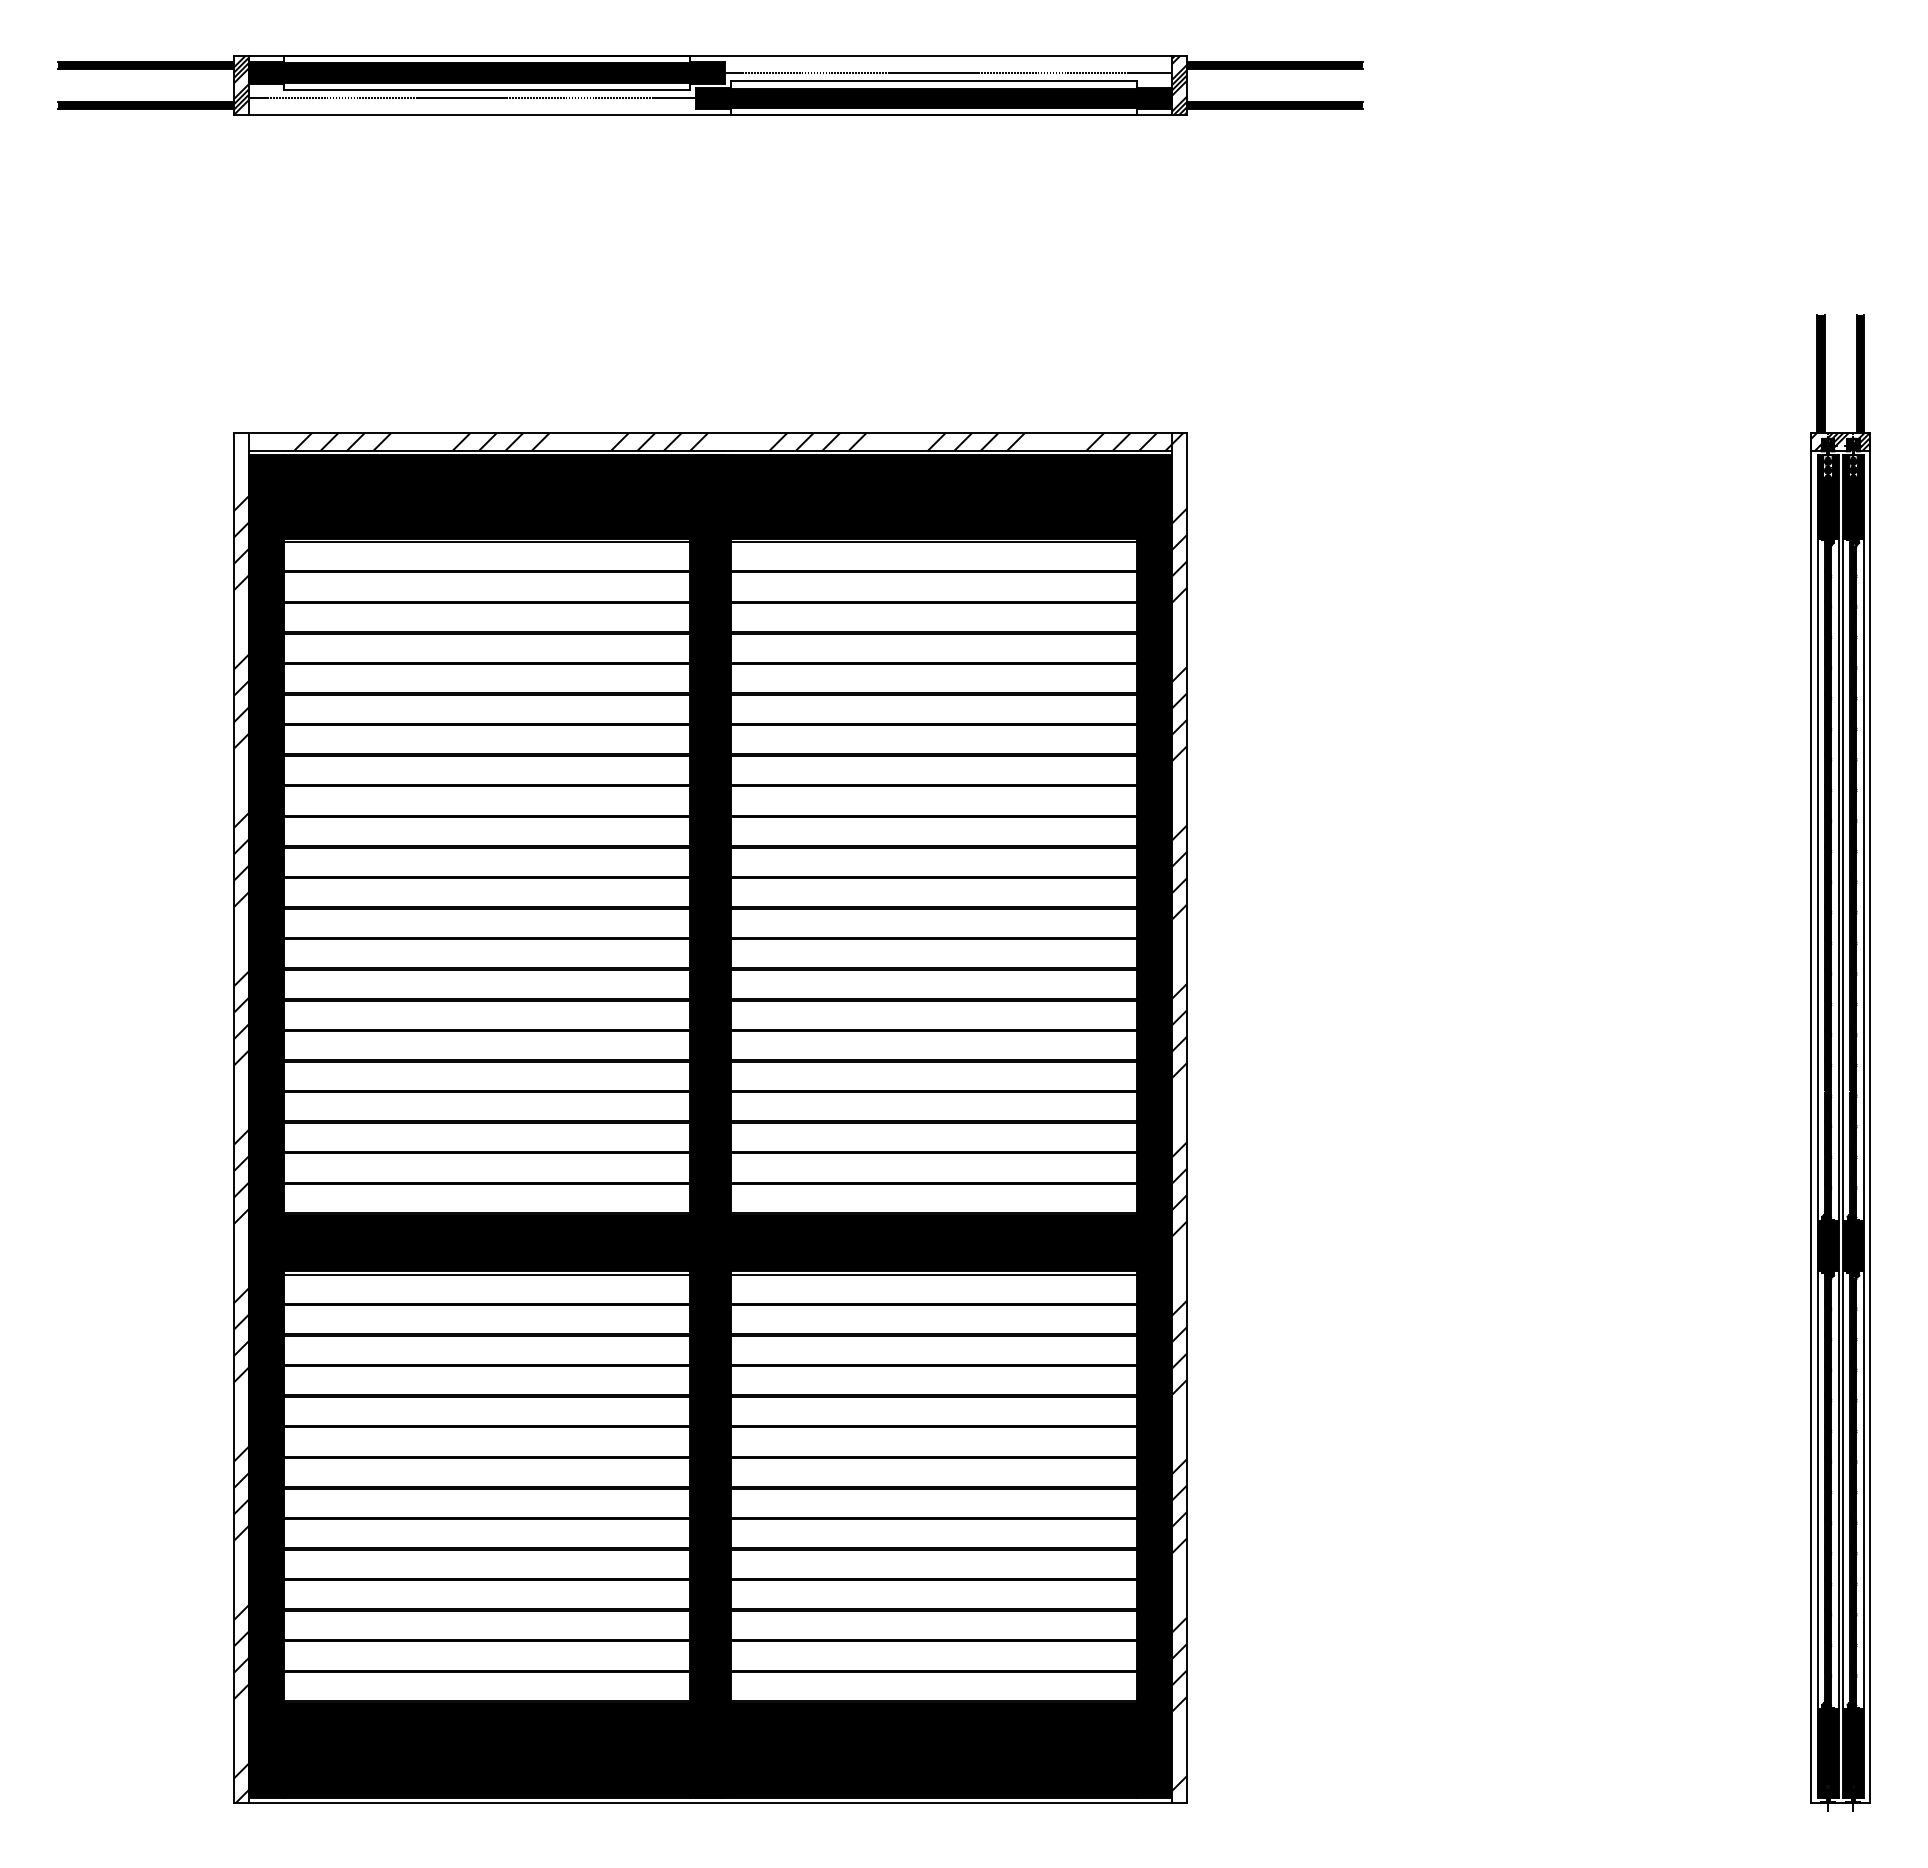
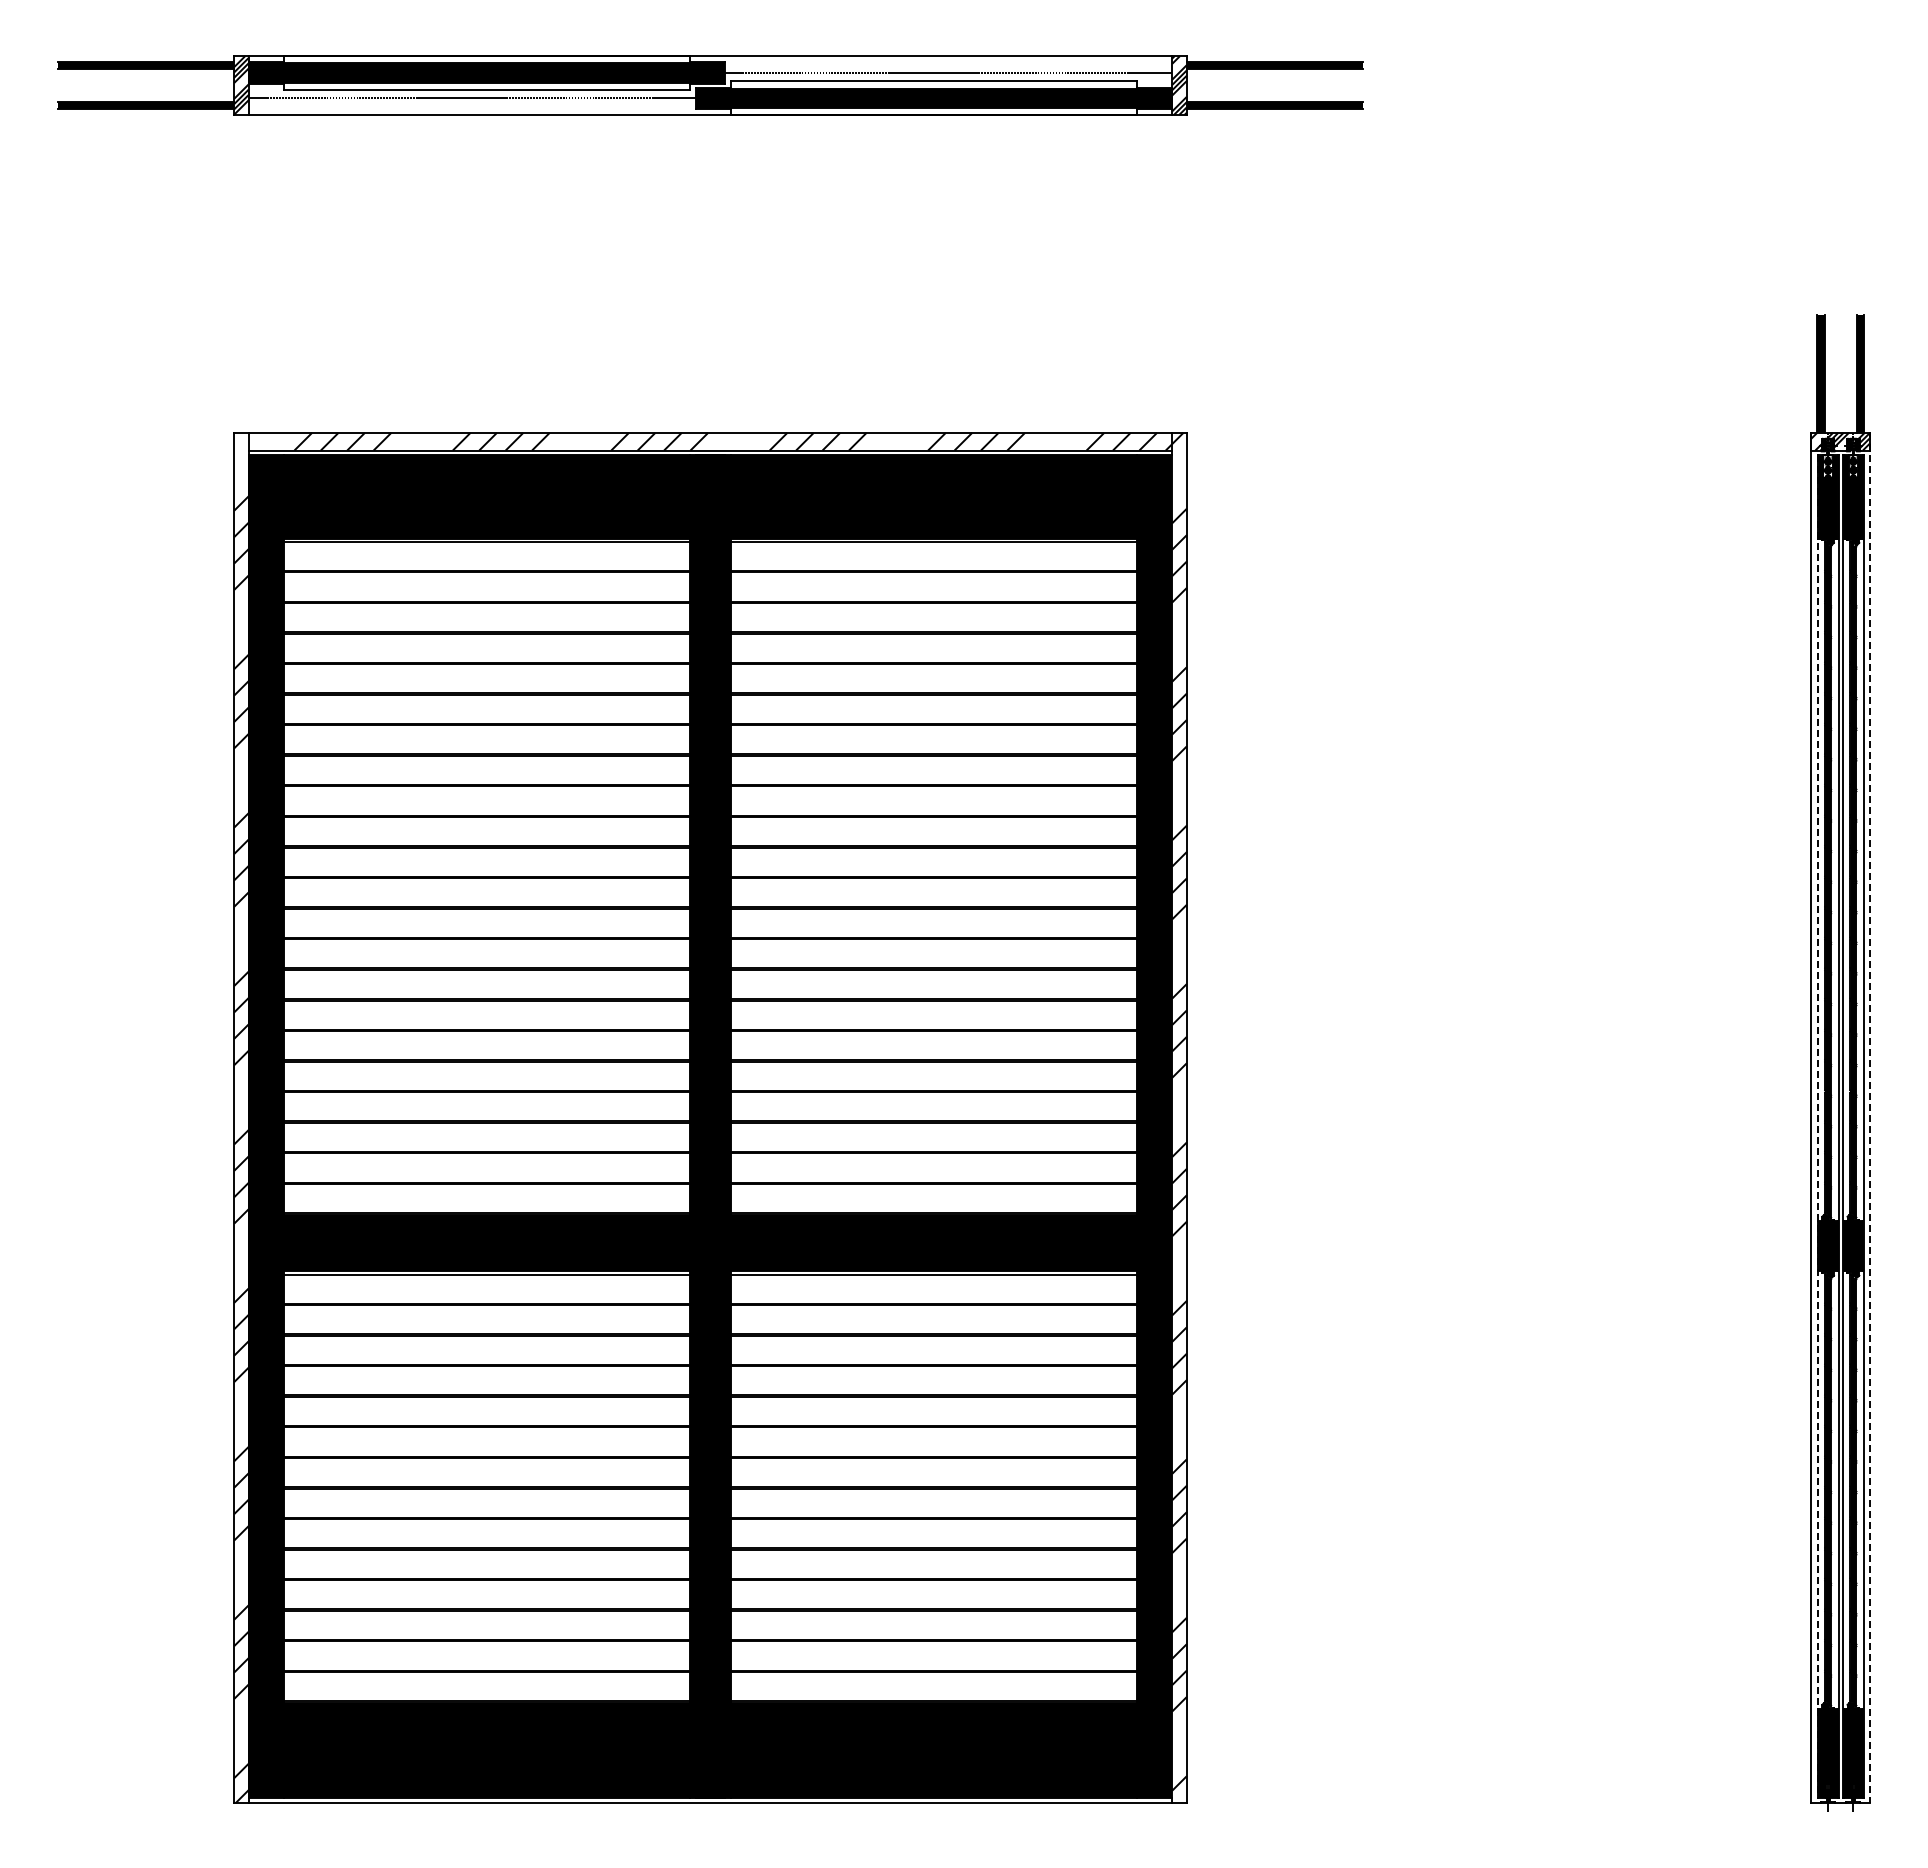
line: solid -> dashed (1870, 1118)
line: solid -> dashed (1817, 1126)
